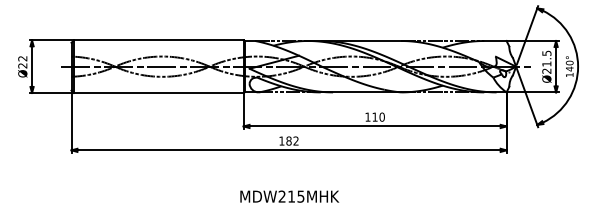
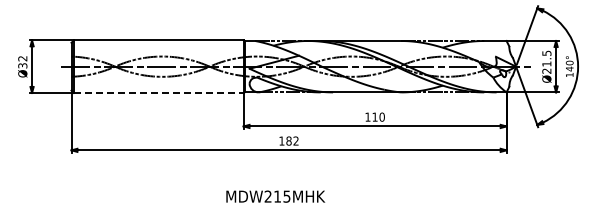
text: Ø22 -> Ø32 (22, 65)
line: solid -> dashed (158, 92)
text position: (289, 196) -> (275, 196) (275, 196)
